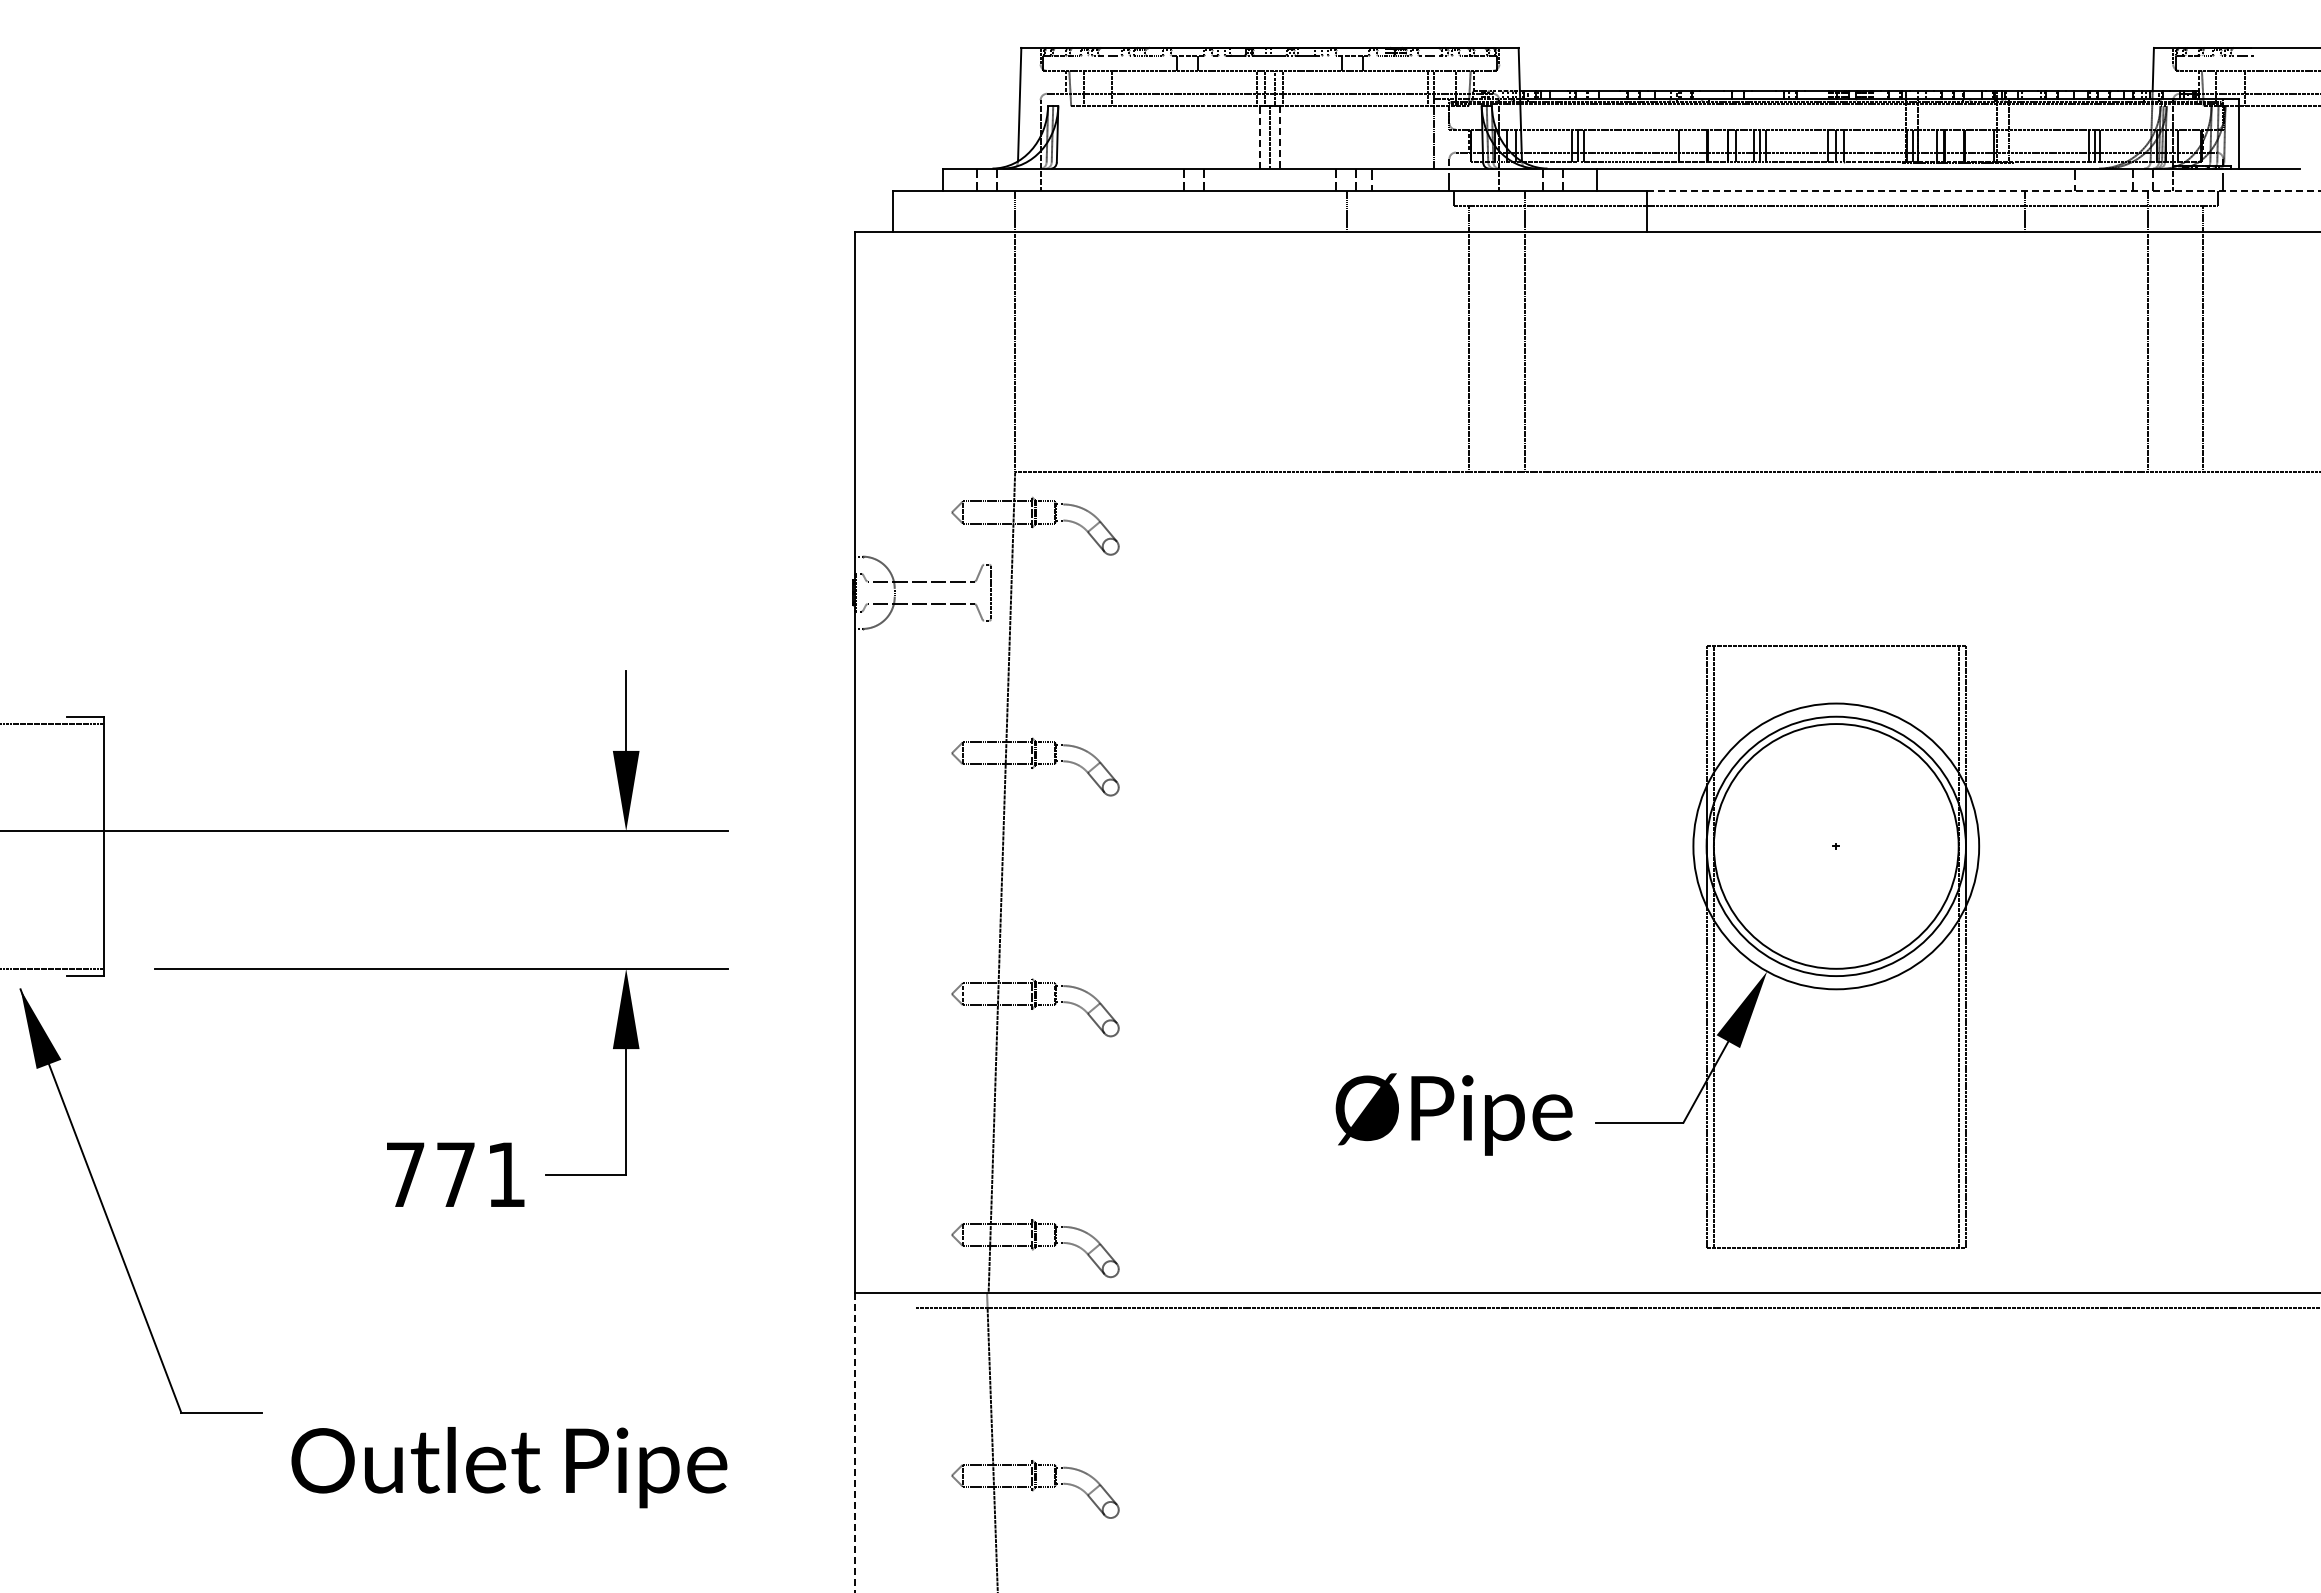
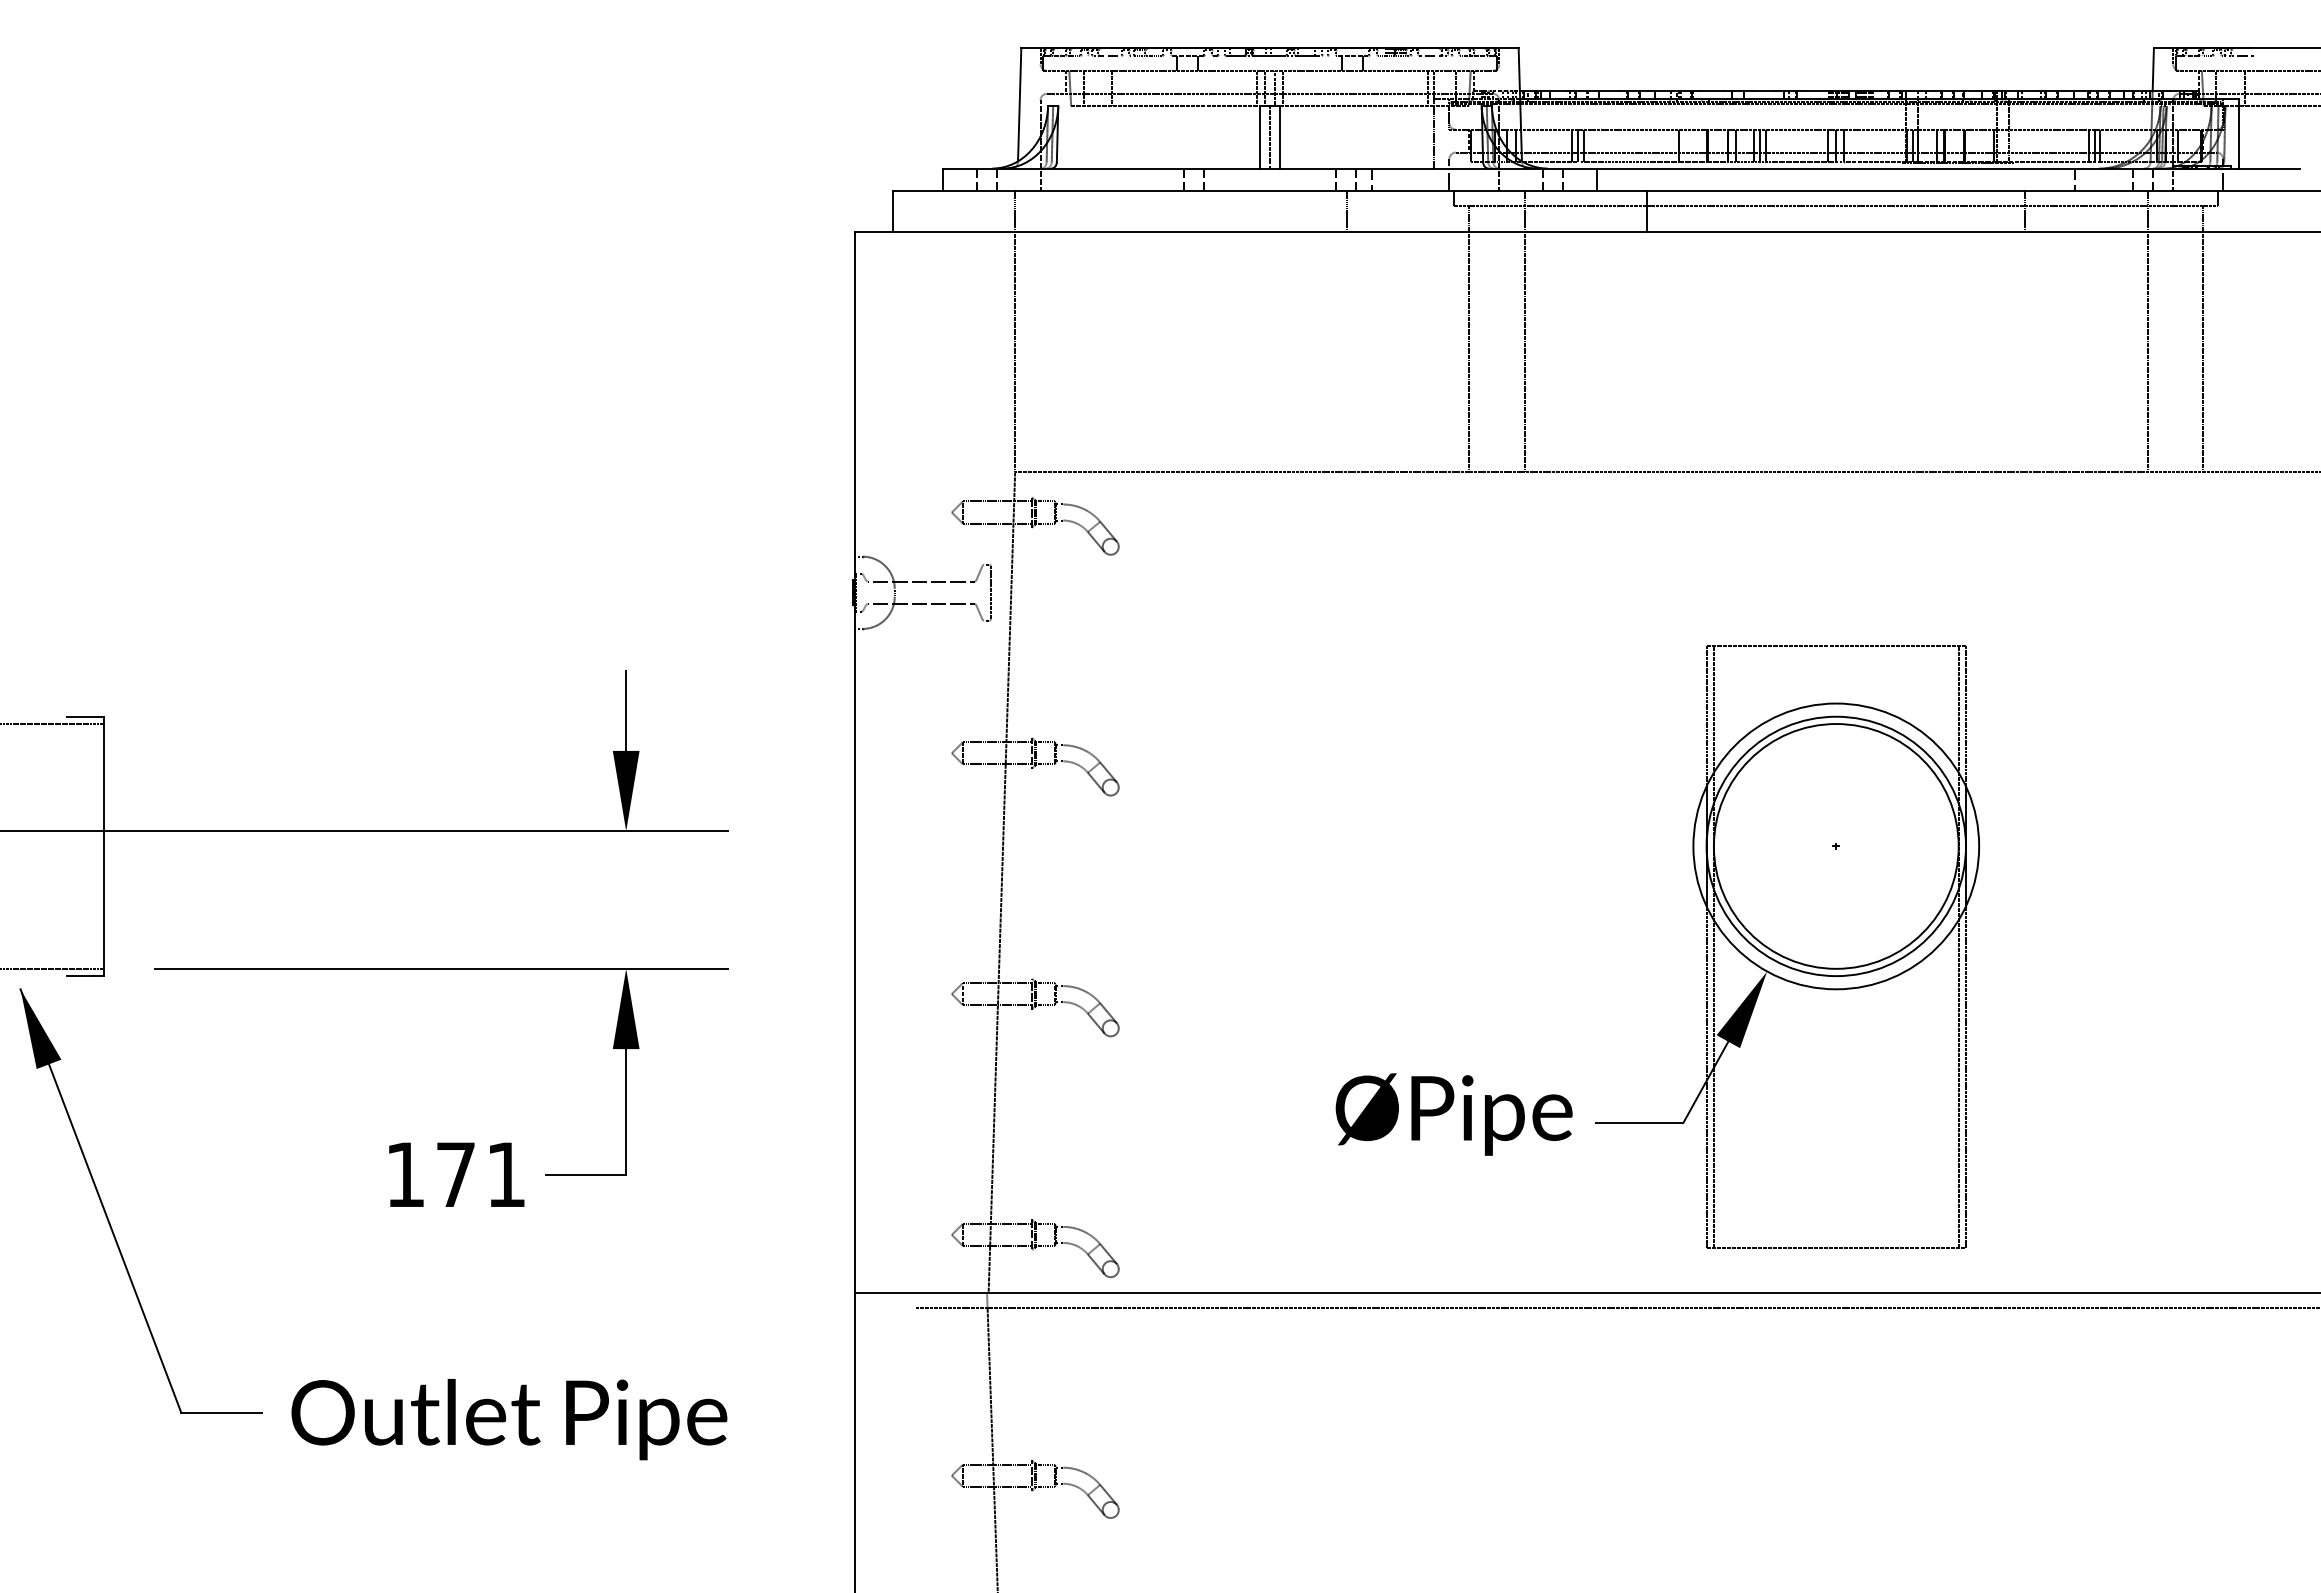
line: dashed -> solid (1259, 136)
line: dashed -> solid (1280, 137)
line: dashed -> solid (1983, 190)
text: 771 -> 171 (405, 1174)
line: dashed -> solid (854, 1442)
text position: (509, 1467) -> (509, 1419) (509, 1419)
